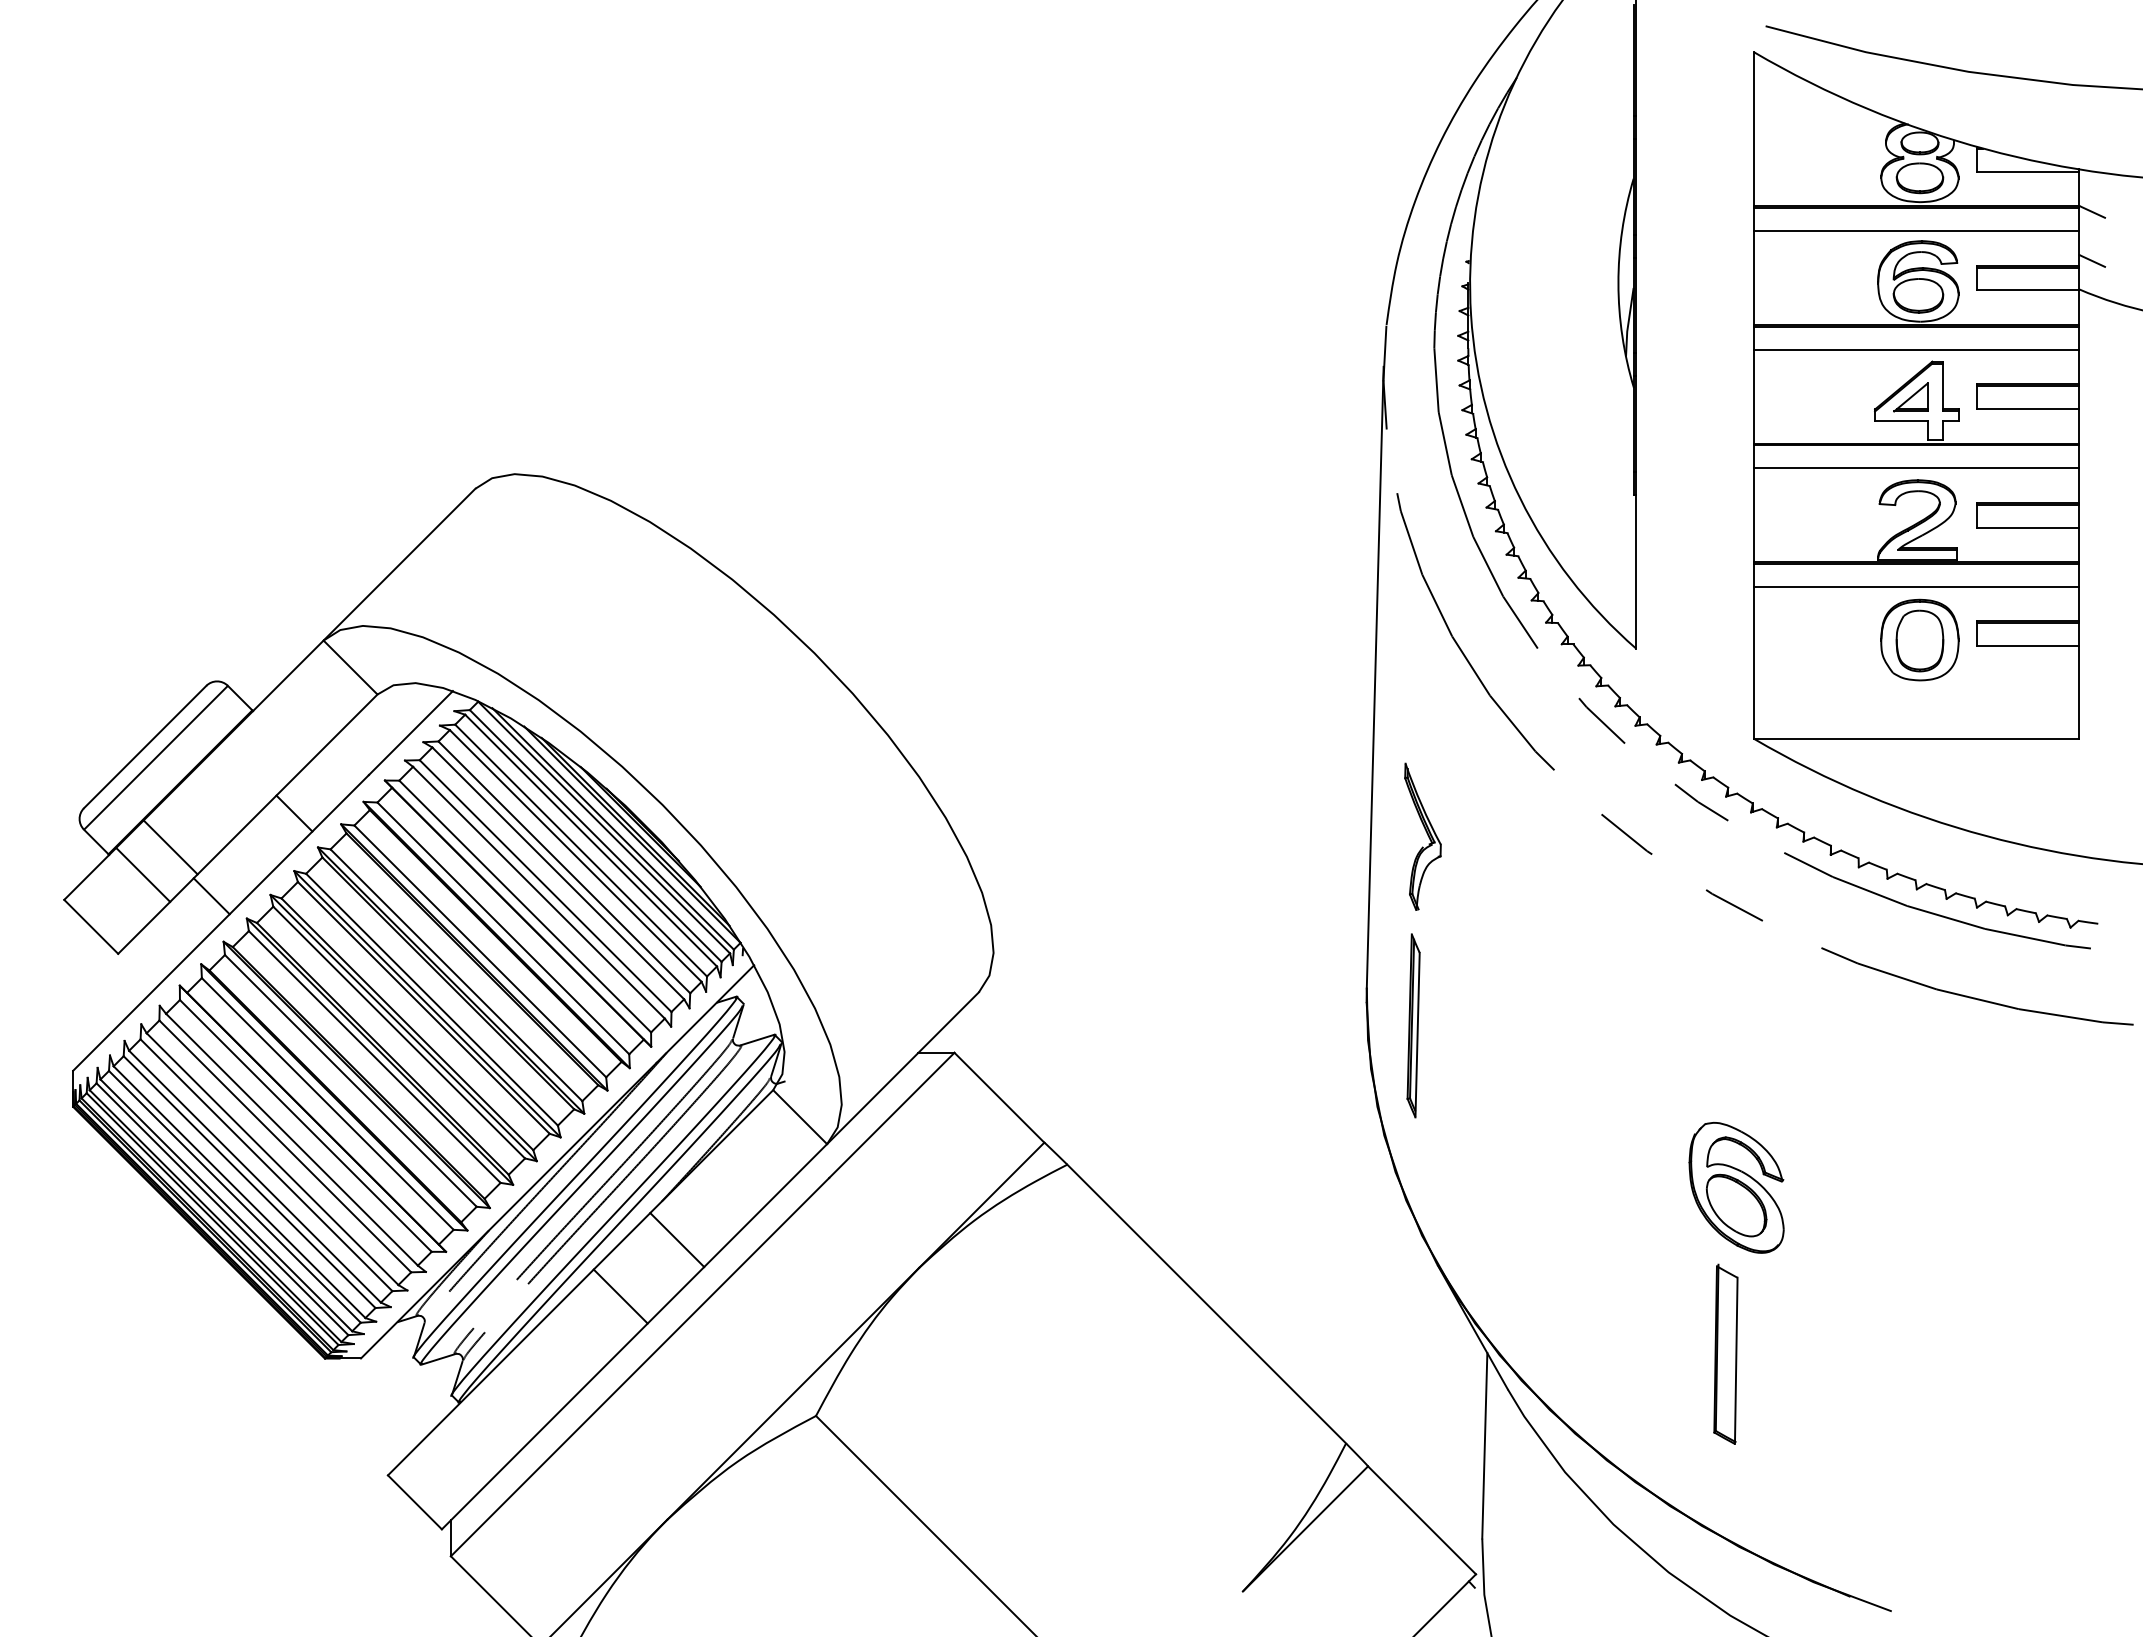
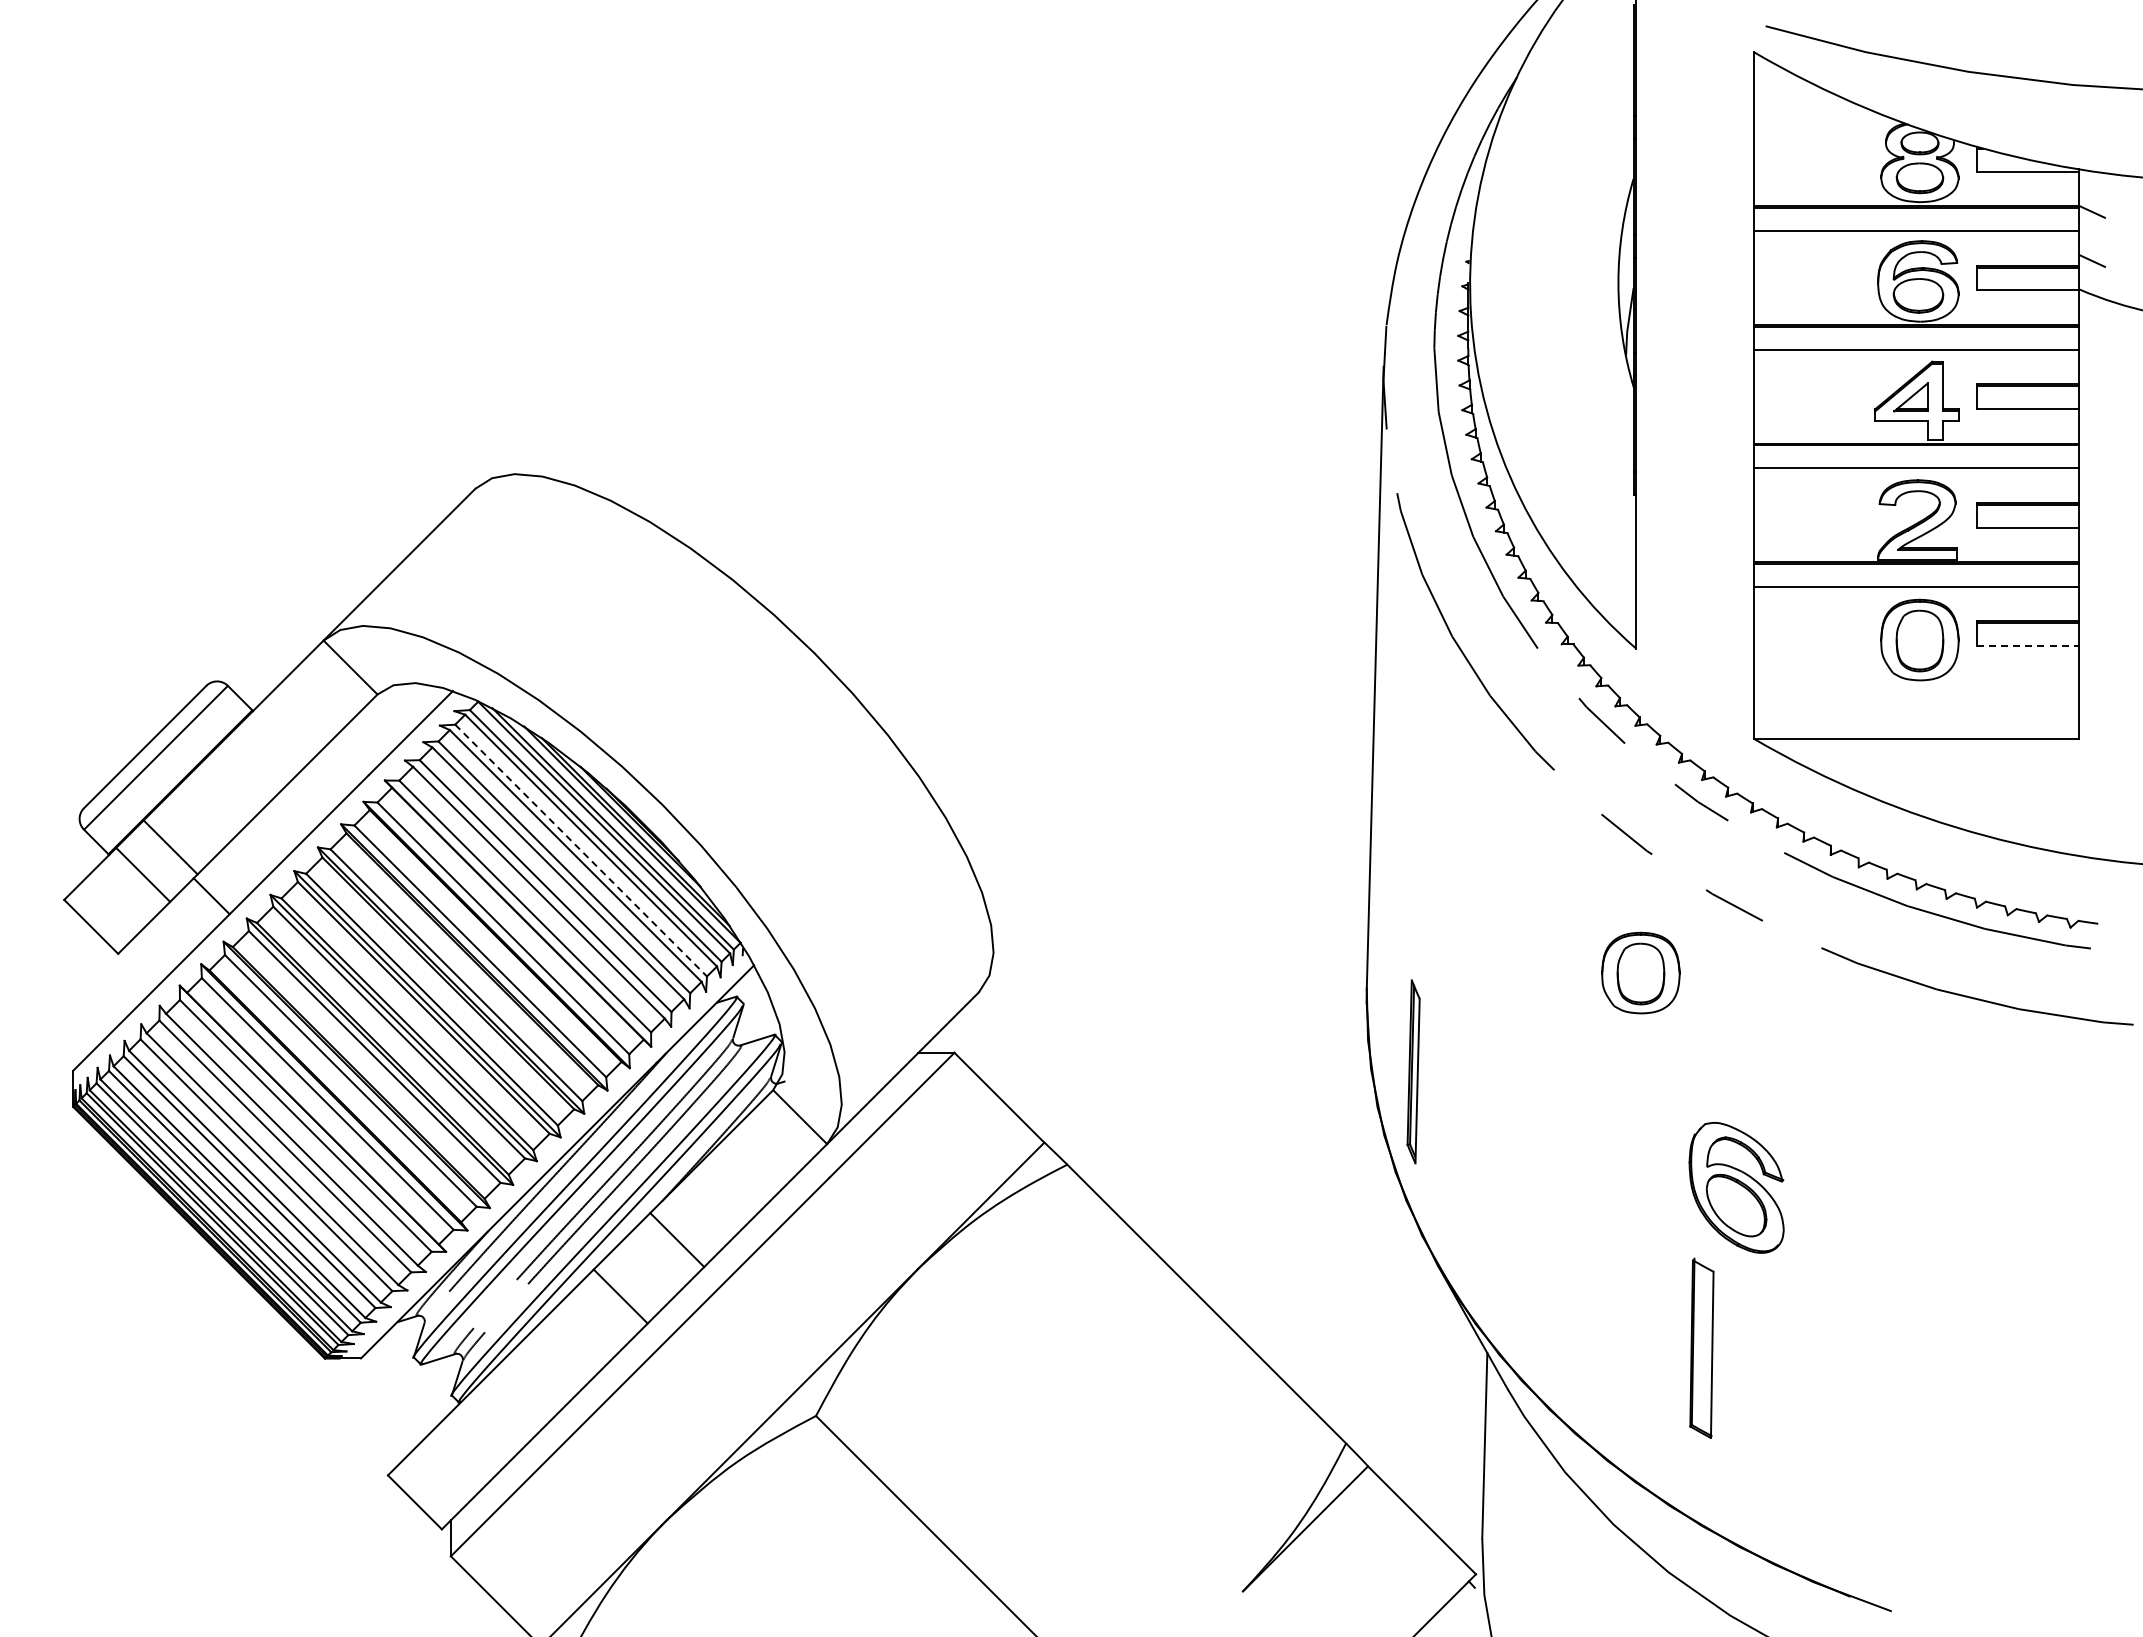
line: solid -> dashed (2027, 646)
line: present -> none (294, 813)
part: present -> none (1422, 836)
line: solid -> dashed (581, 850)
part: none -> present (1640, 972)
part position: (1413, 1025) -> (1413, 1071) (1413, 1071)
part position: (1725, 1353) -> (1701, 1347) (1701, 1347)
